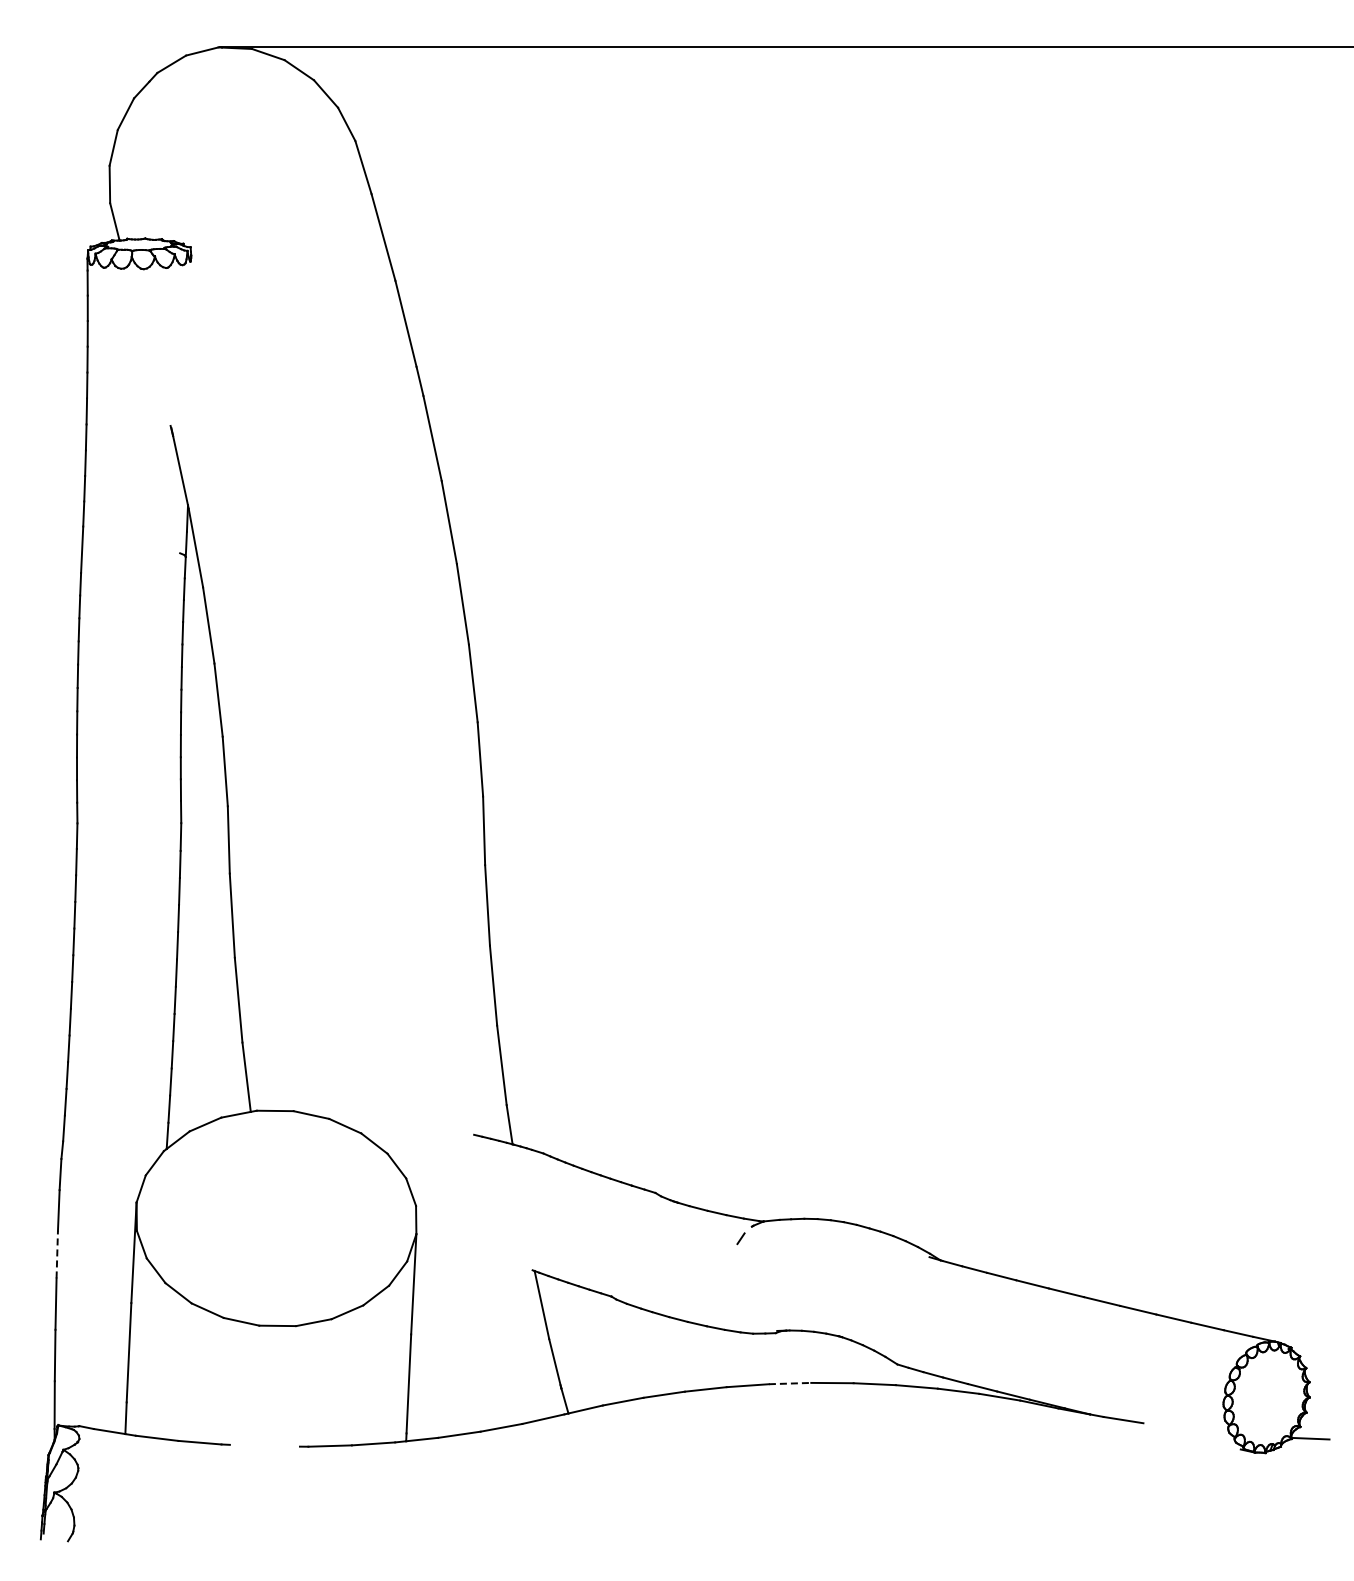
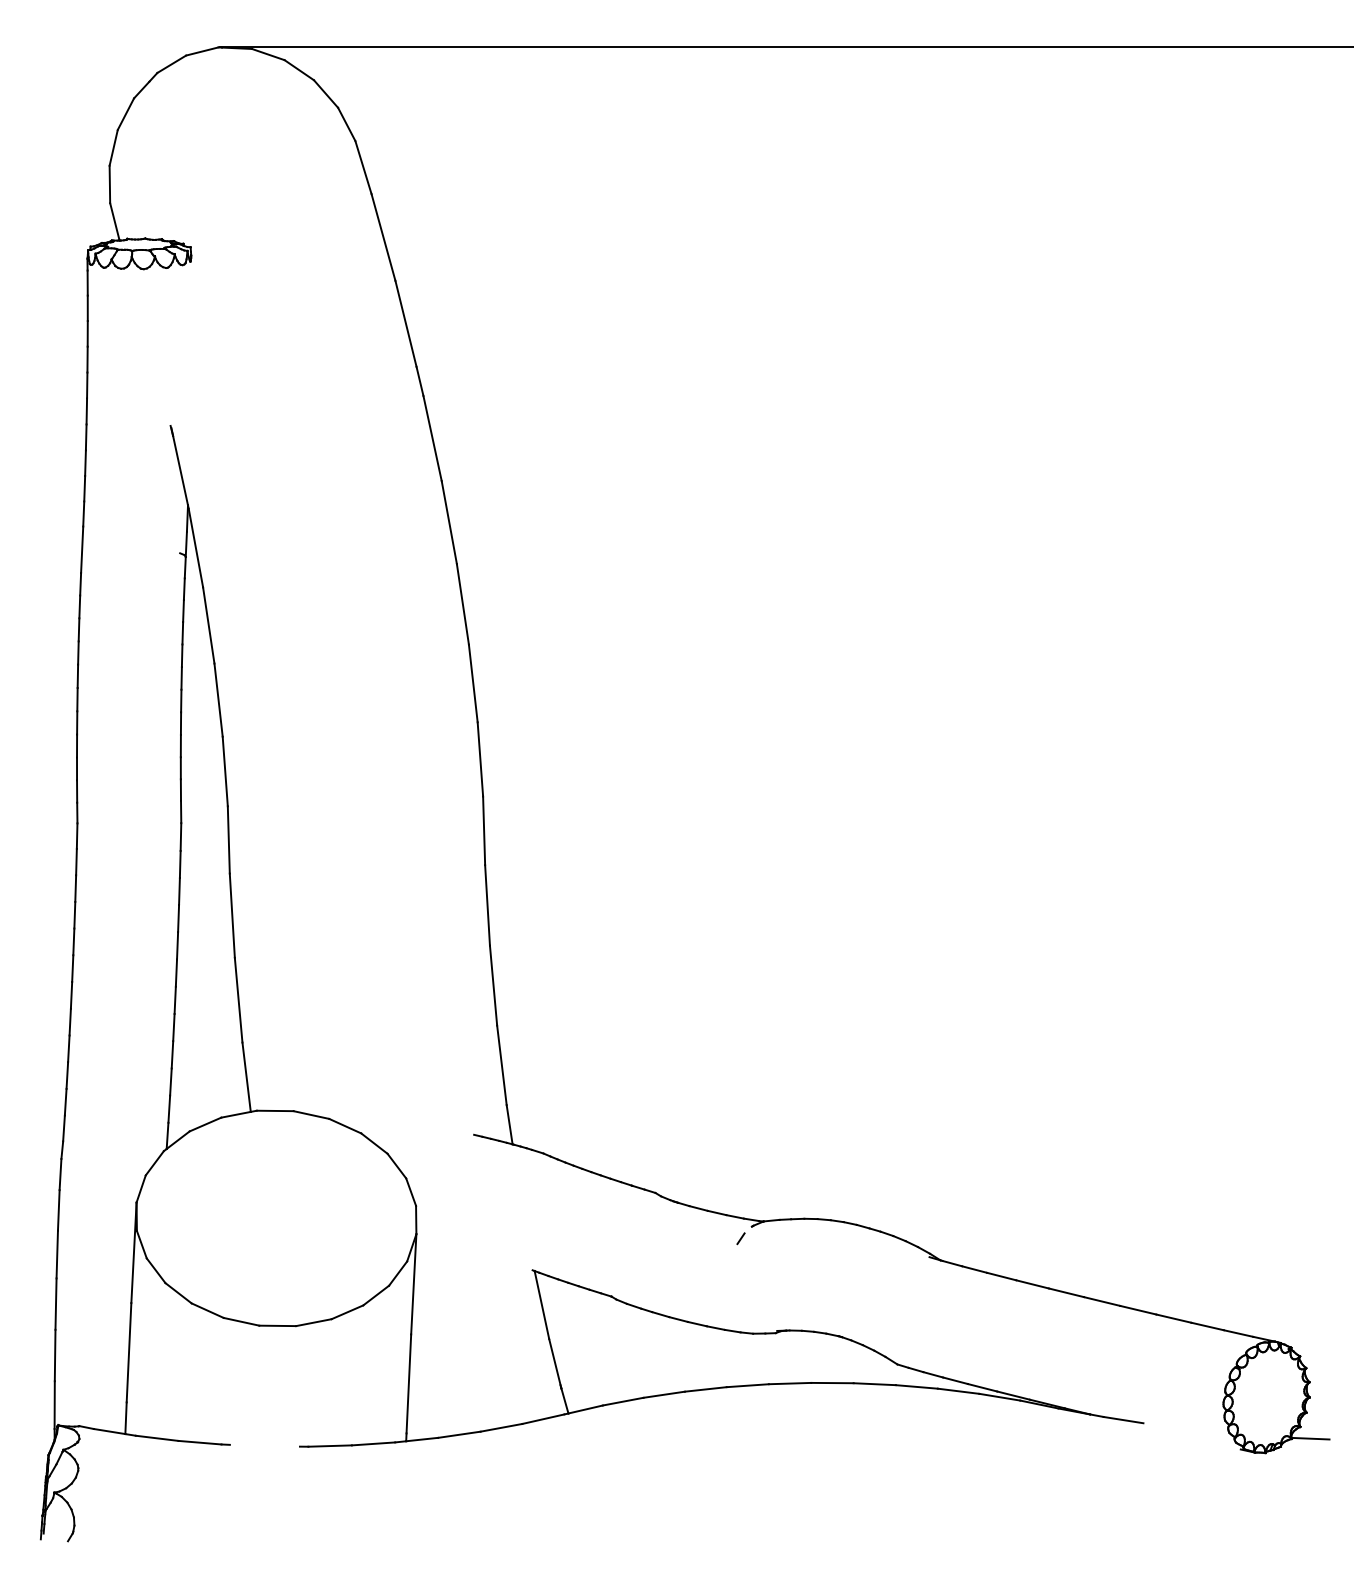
line: dashed -> solid (57, 1254)
line: dashed -> solid (790, 1383)
